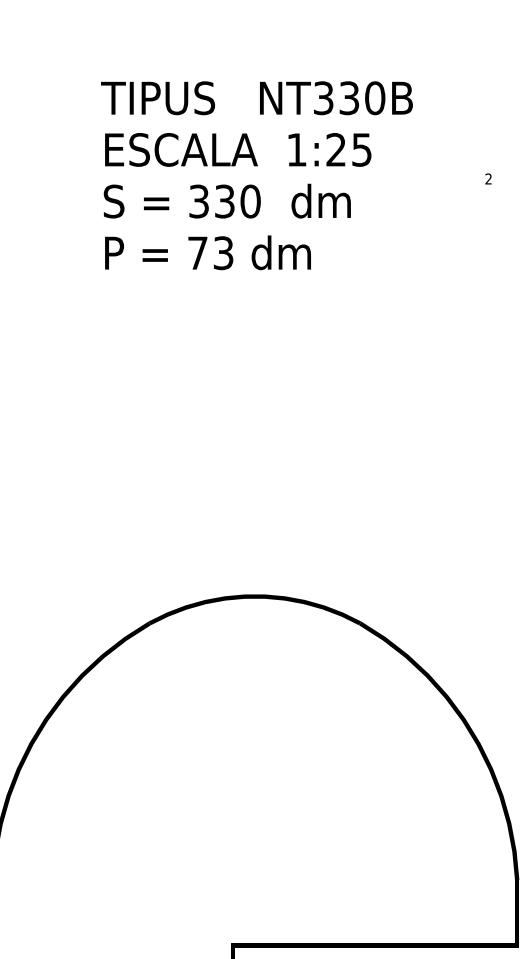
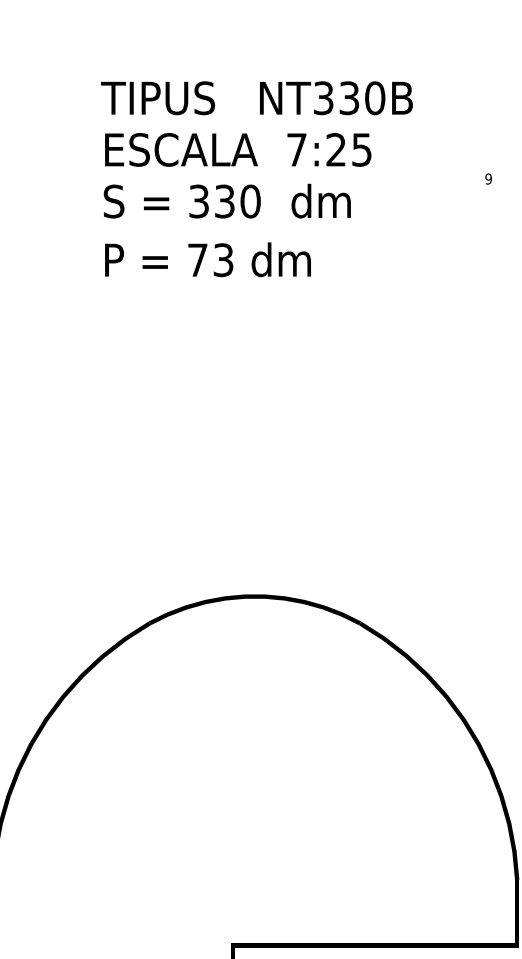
text: 1:25 -> 7:25 (296, 149)
text: 2 -> 9 (488, 178)
text position: (207, 252) -> (207, 259) (207, 259)
